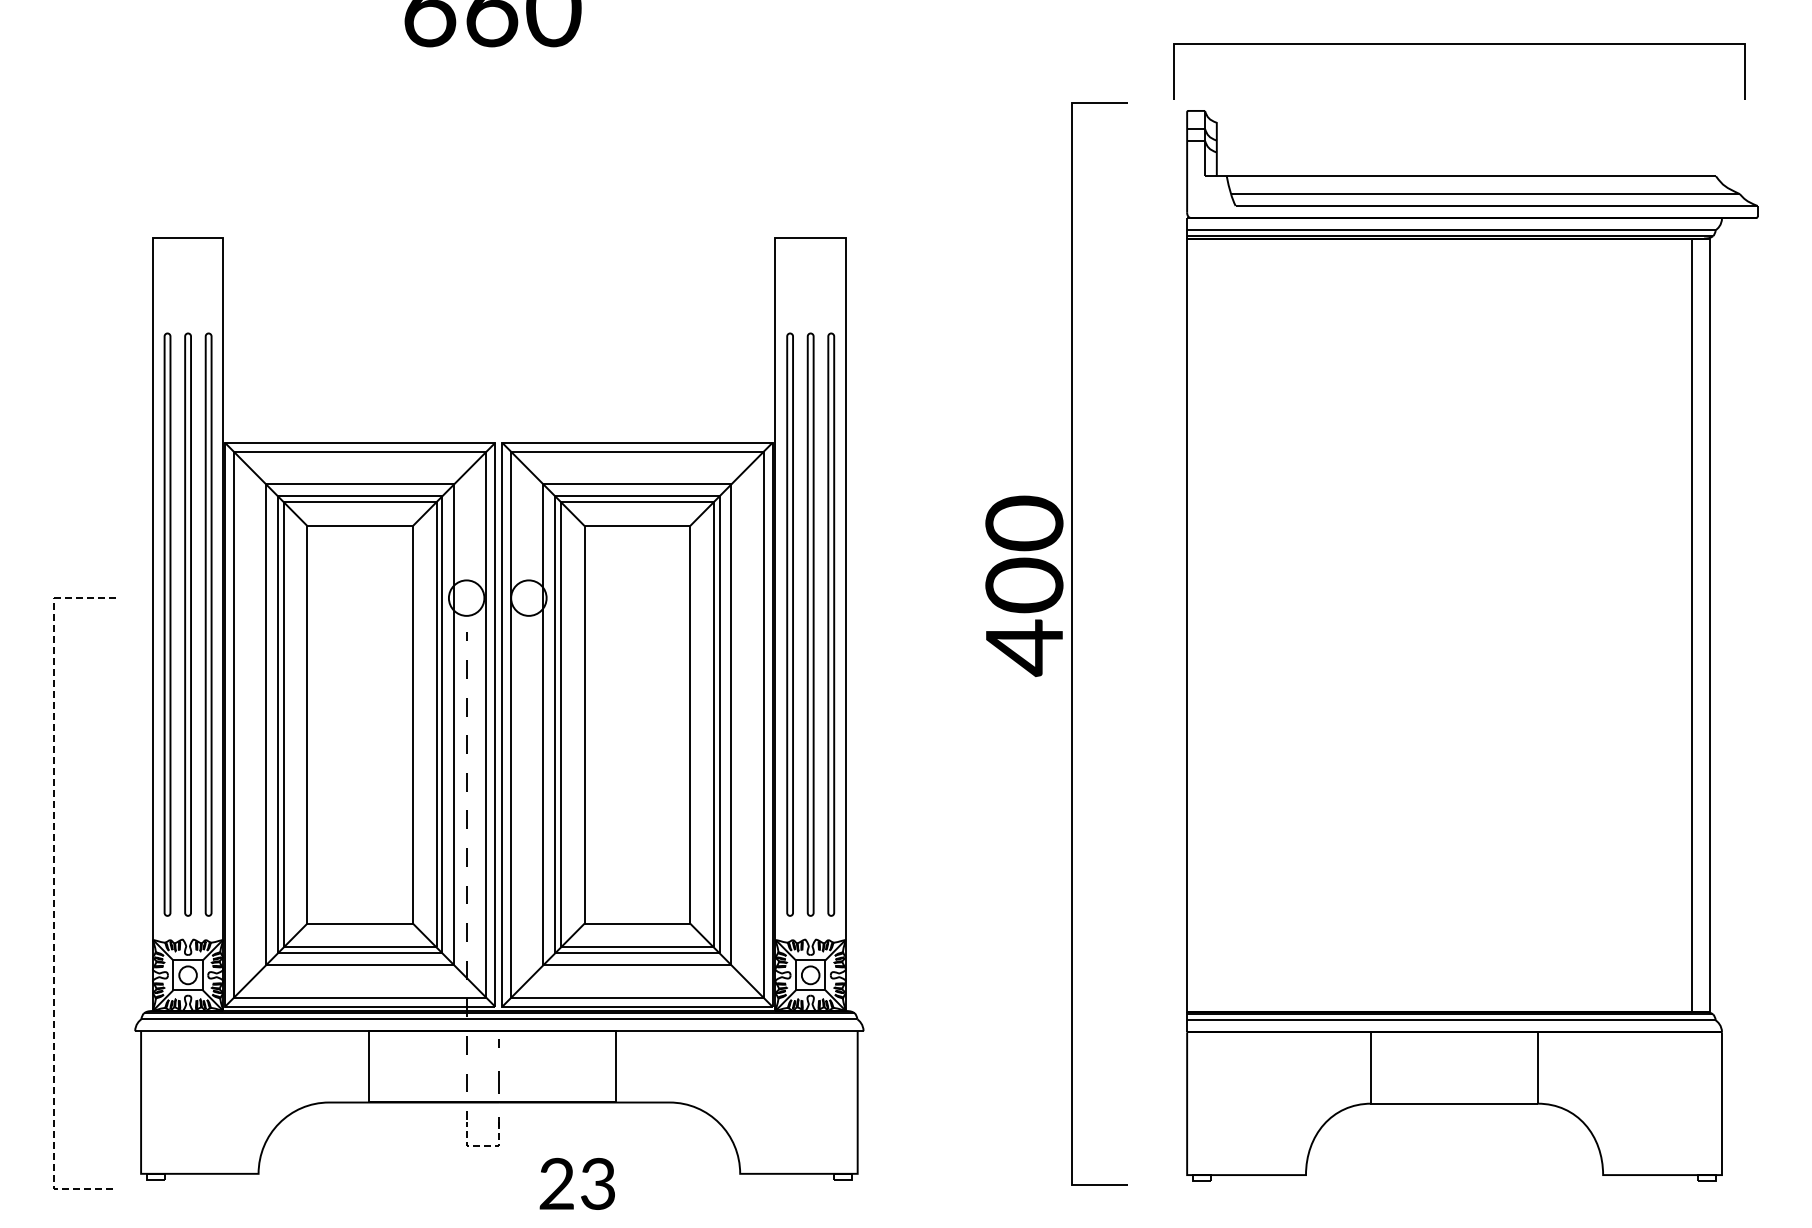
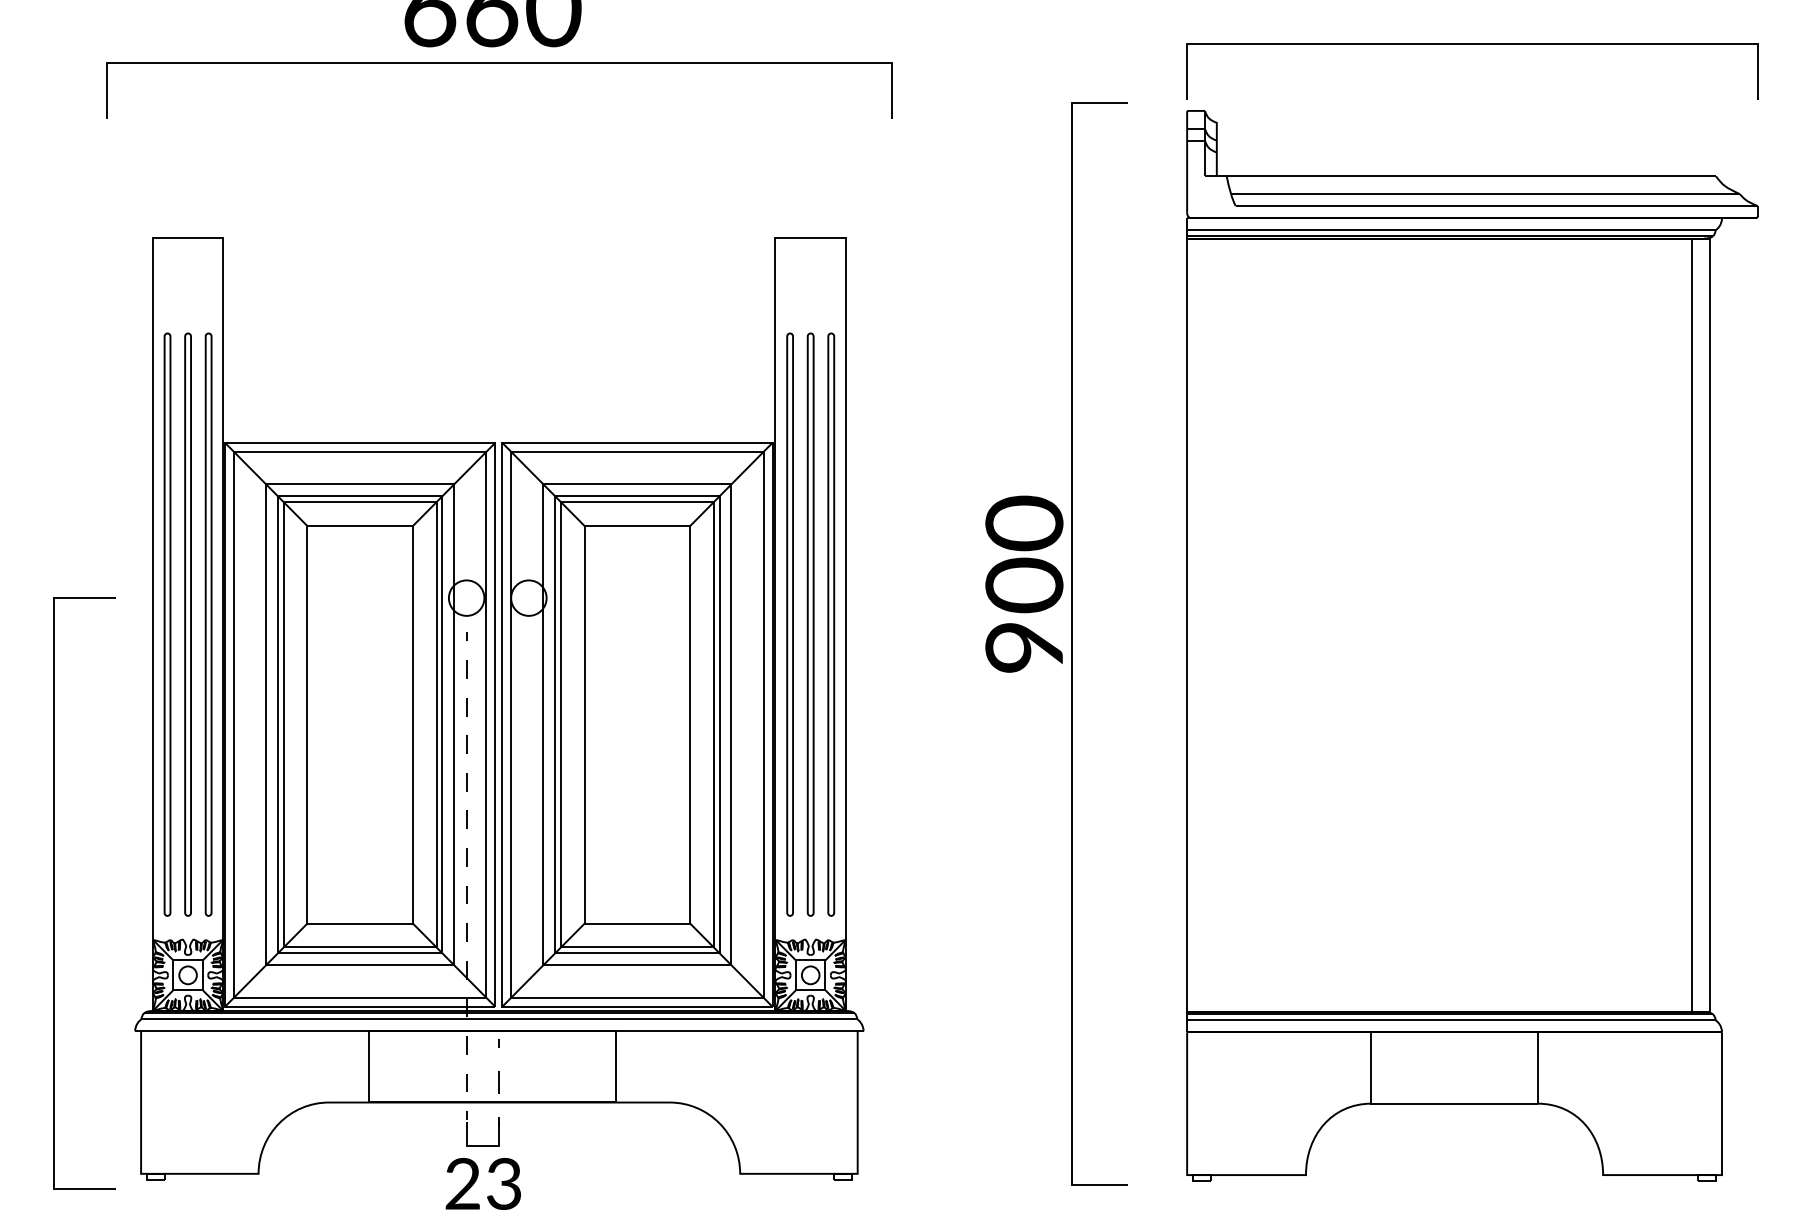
line position: (1459, 44) -> (1472, 44) (1472, 44)
line: none -> present (499, 63)
text: 400 -> 900 (1023, 648)
line: dashed -> solid (54, 894)
line: dashed -> solid (482, 1146)
text position: (576, 1183) -> (482, 1183) (482, 1183)
